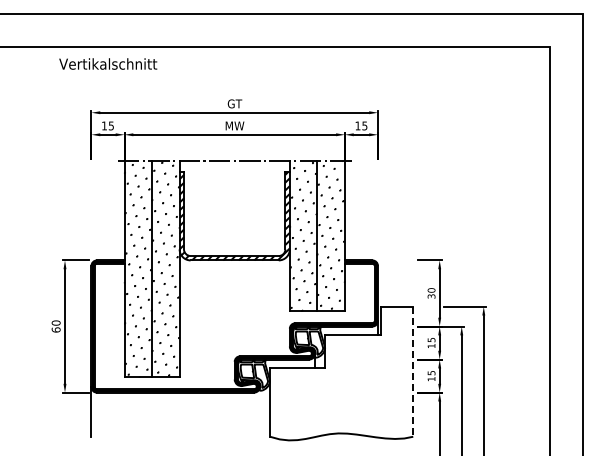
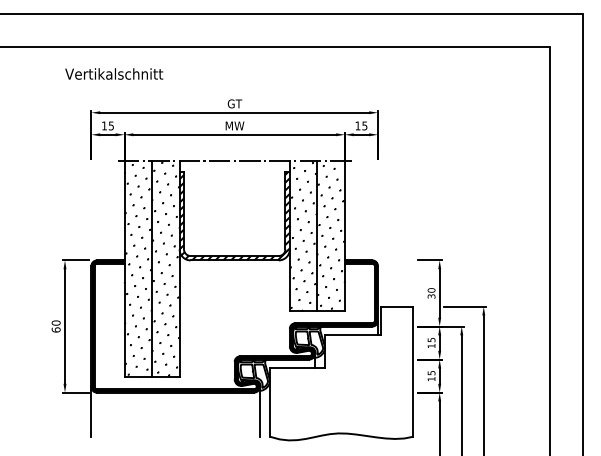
text position: (108, 63) -> (114, 73) (114, 73)
line: dashed -> solid (413, 372)
line: none -> present (260, 411)
